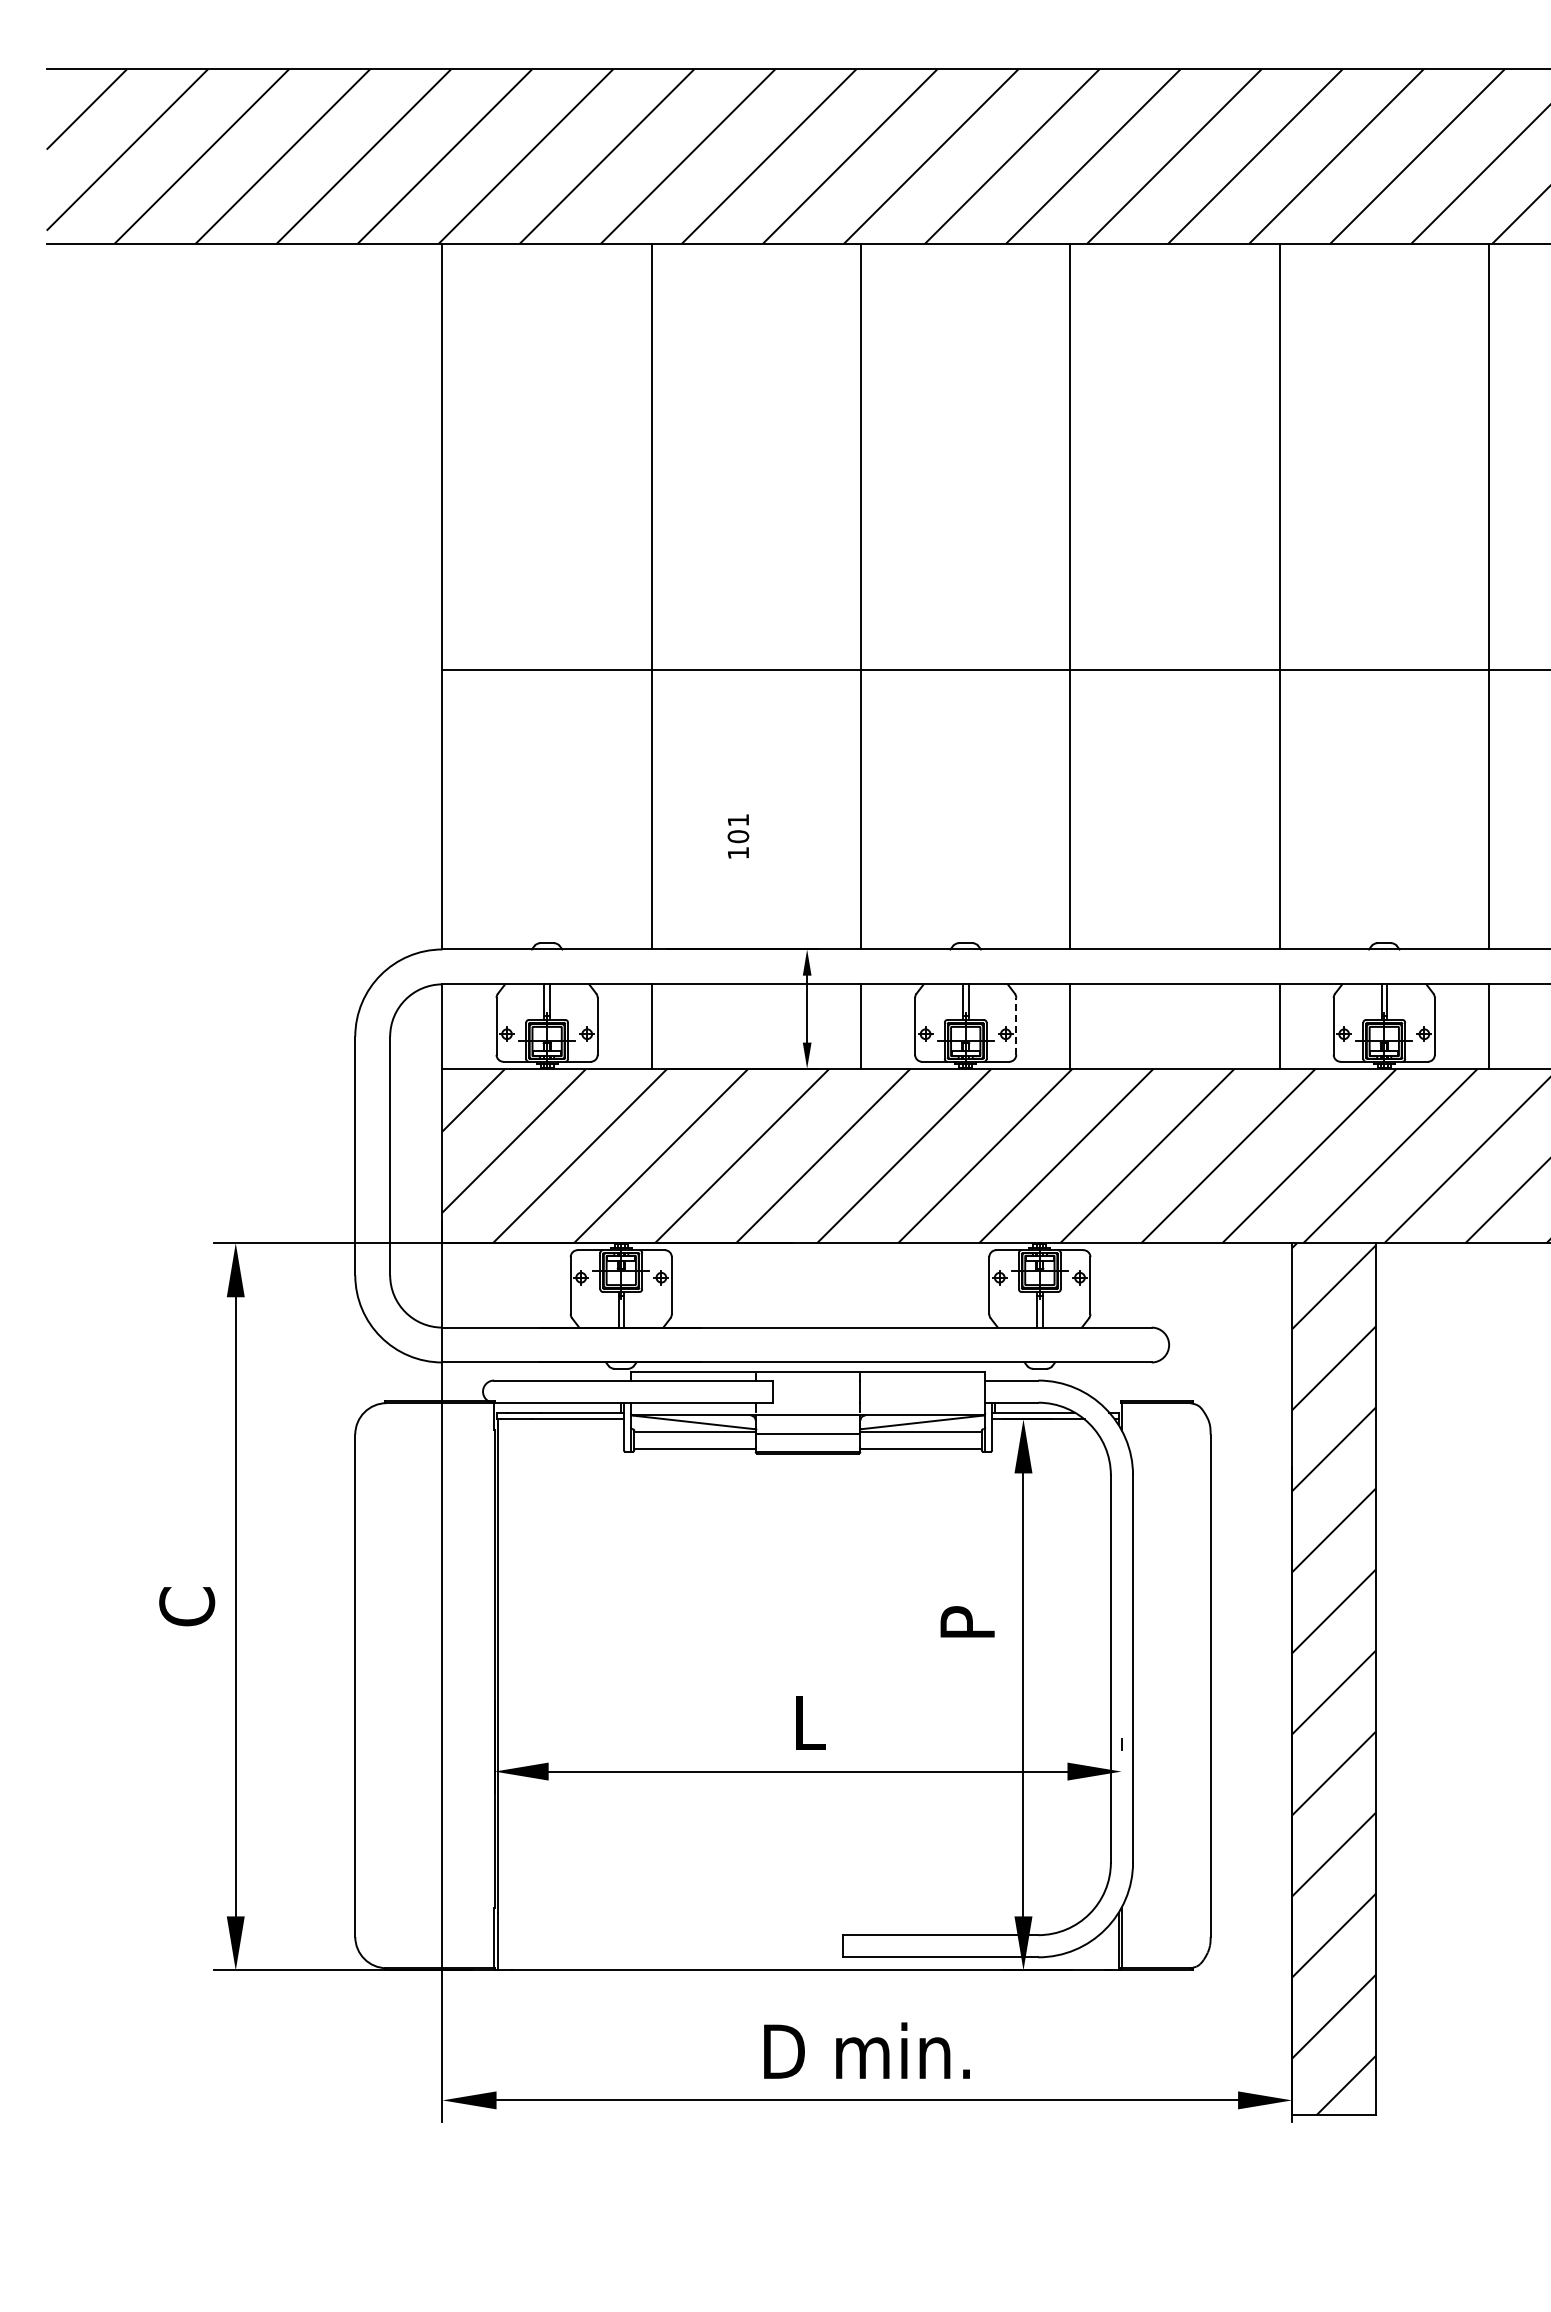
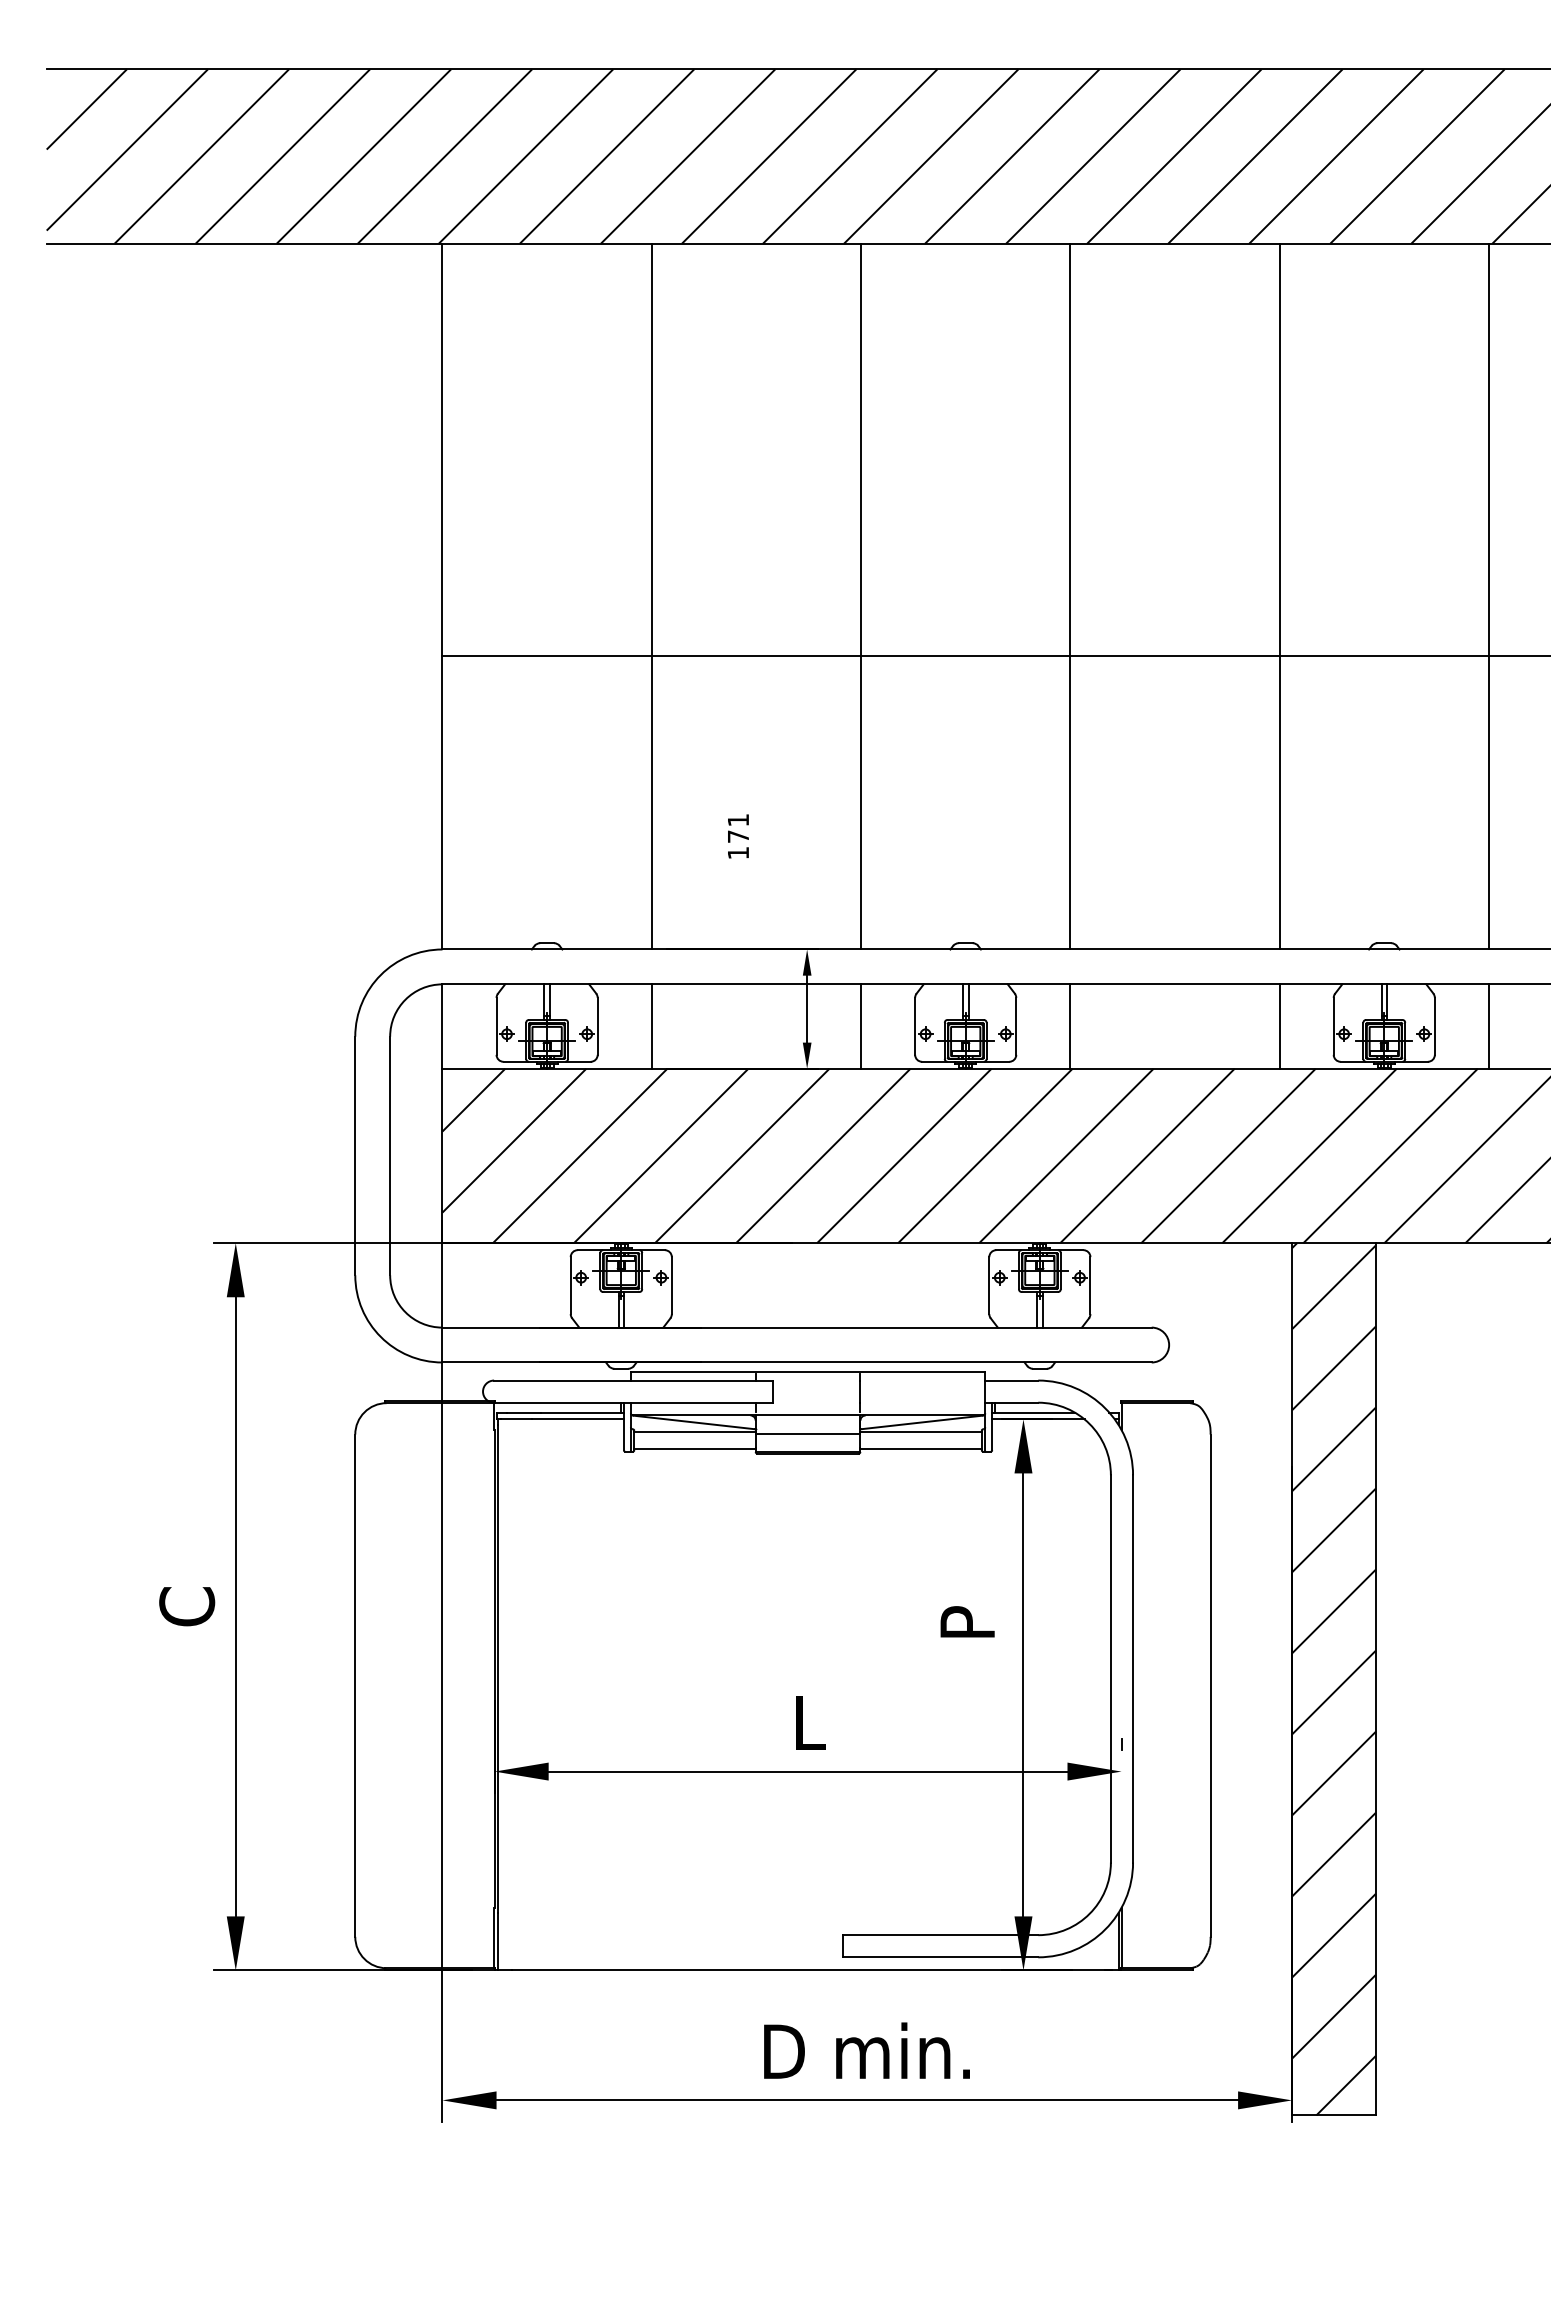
line position: (994, 670) -> (994, 656) (994, 656)
text: 101 -> 171 (738, 836)
line: dashed -> solid (1016, 1025)
